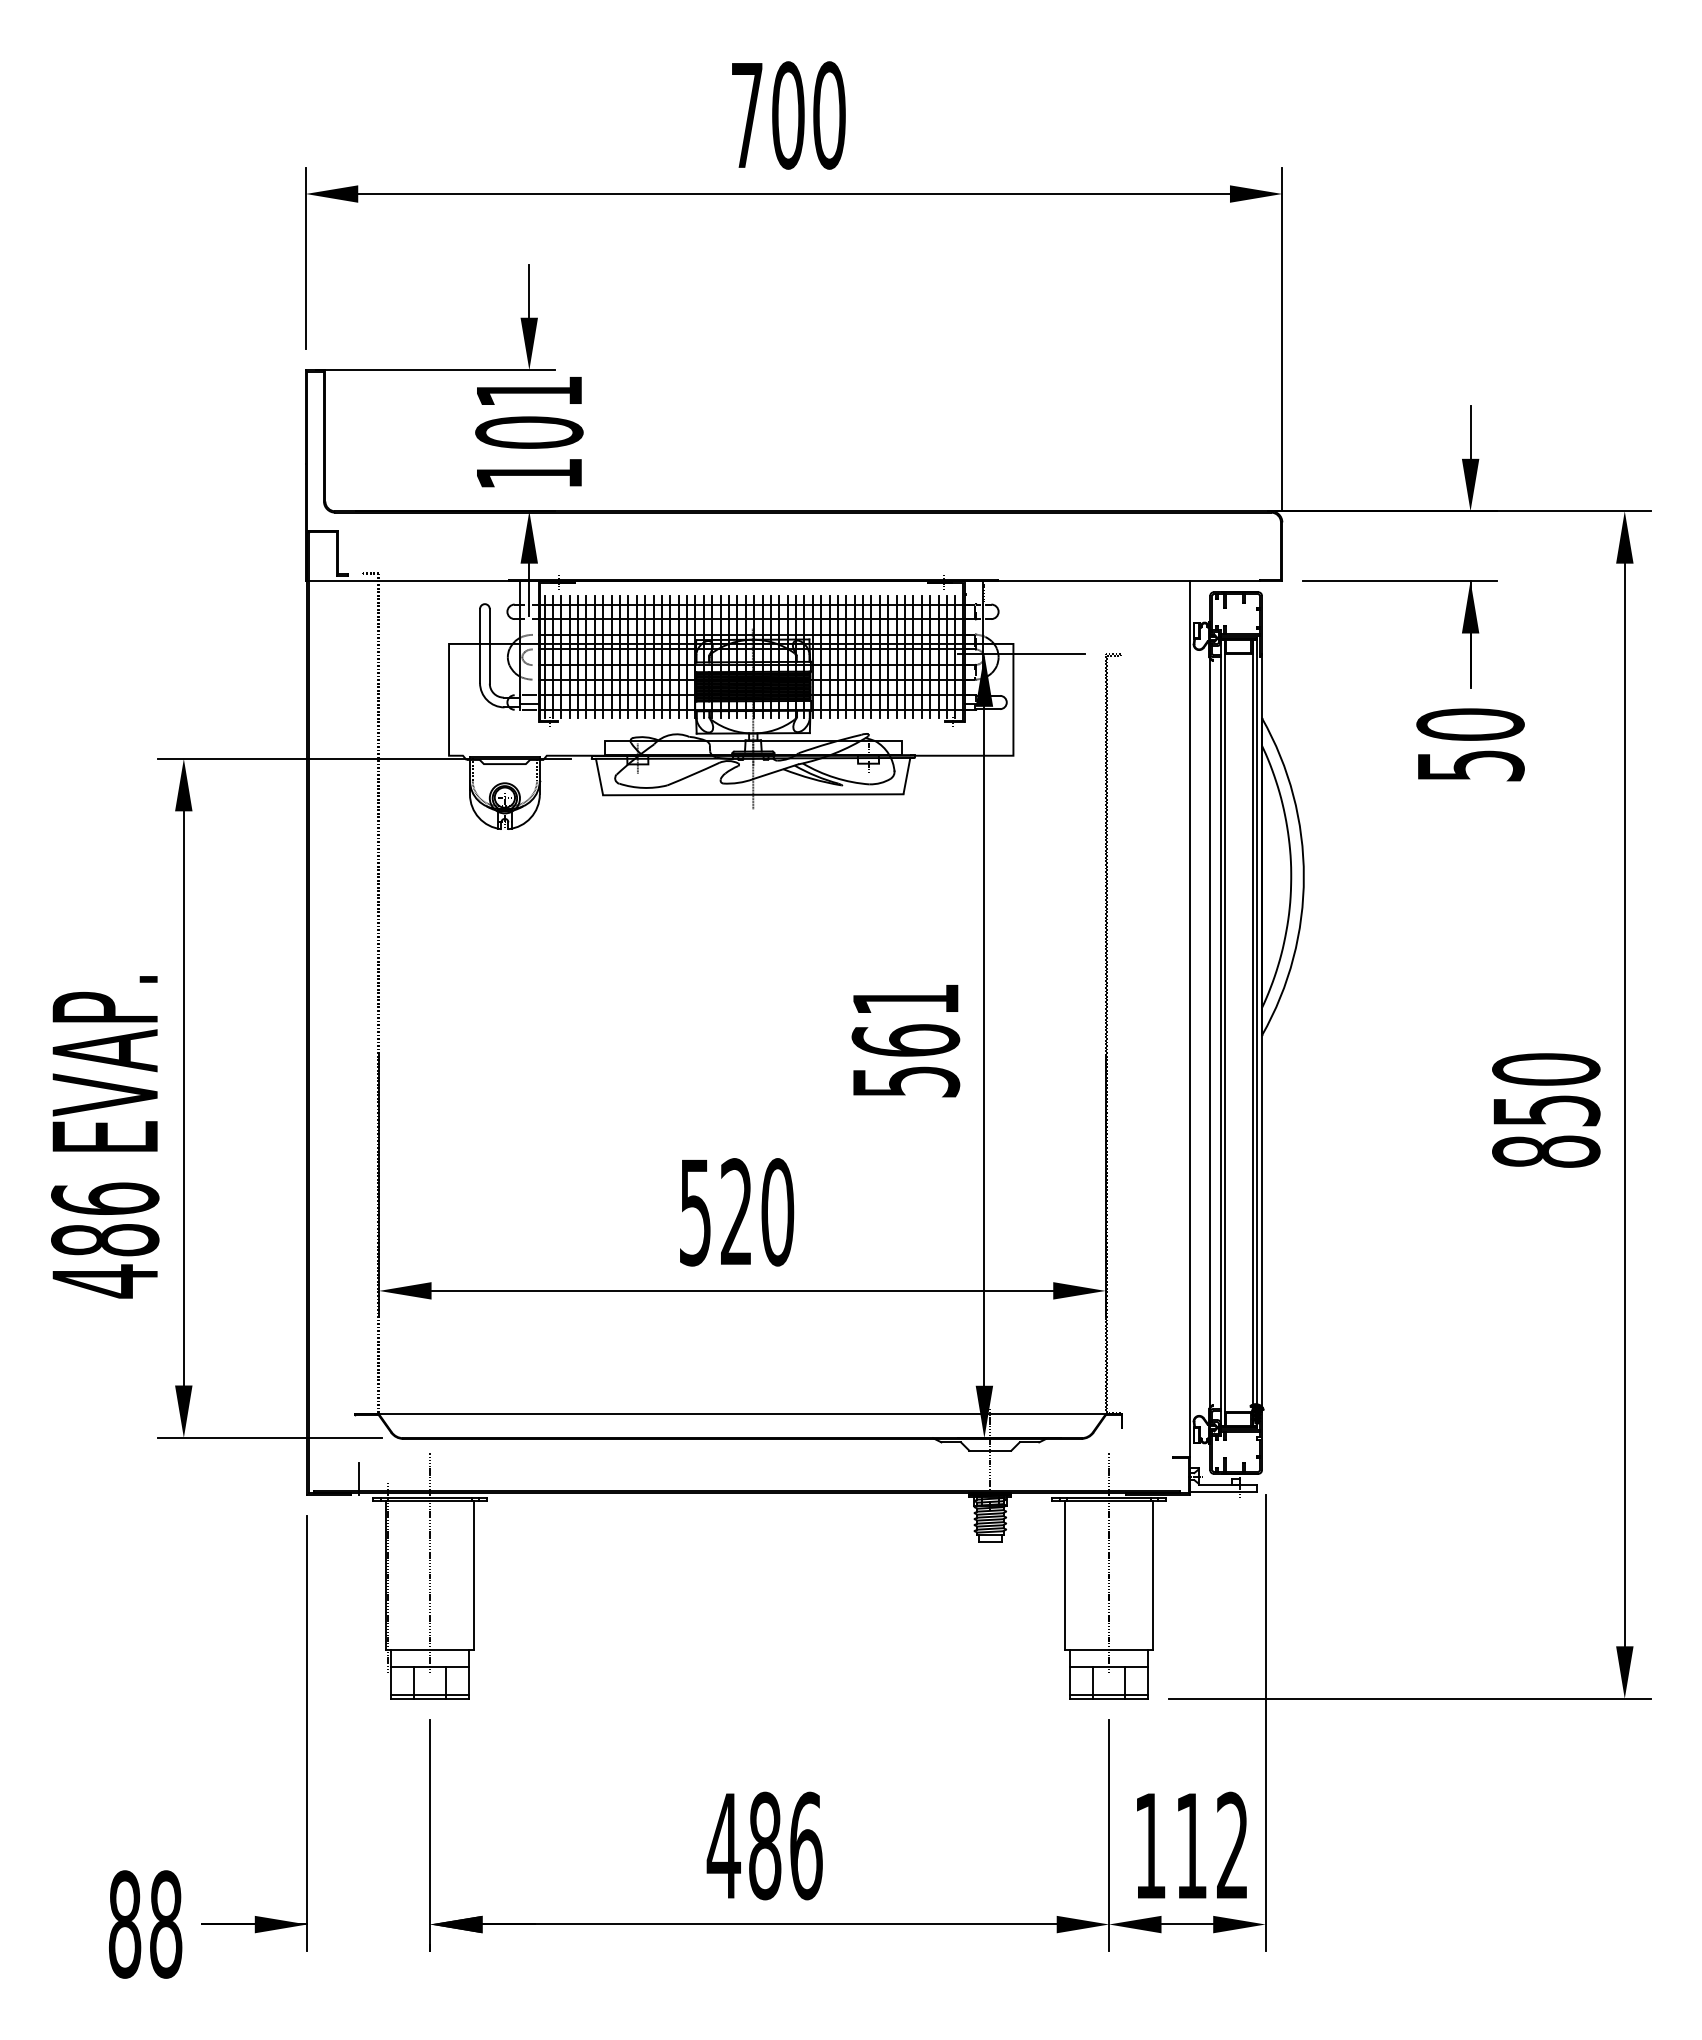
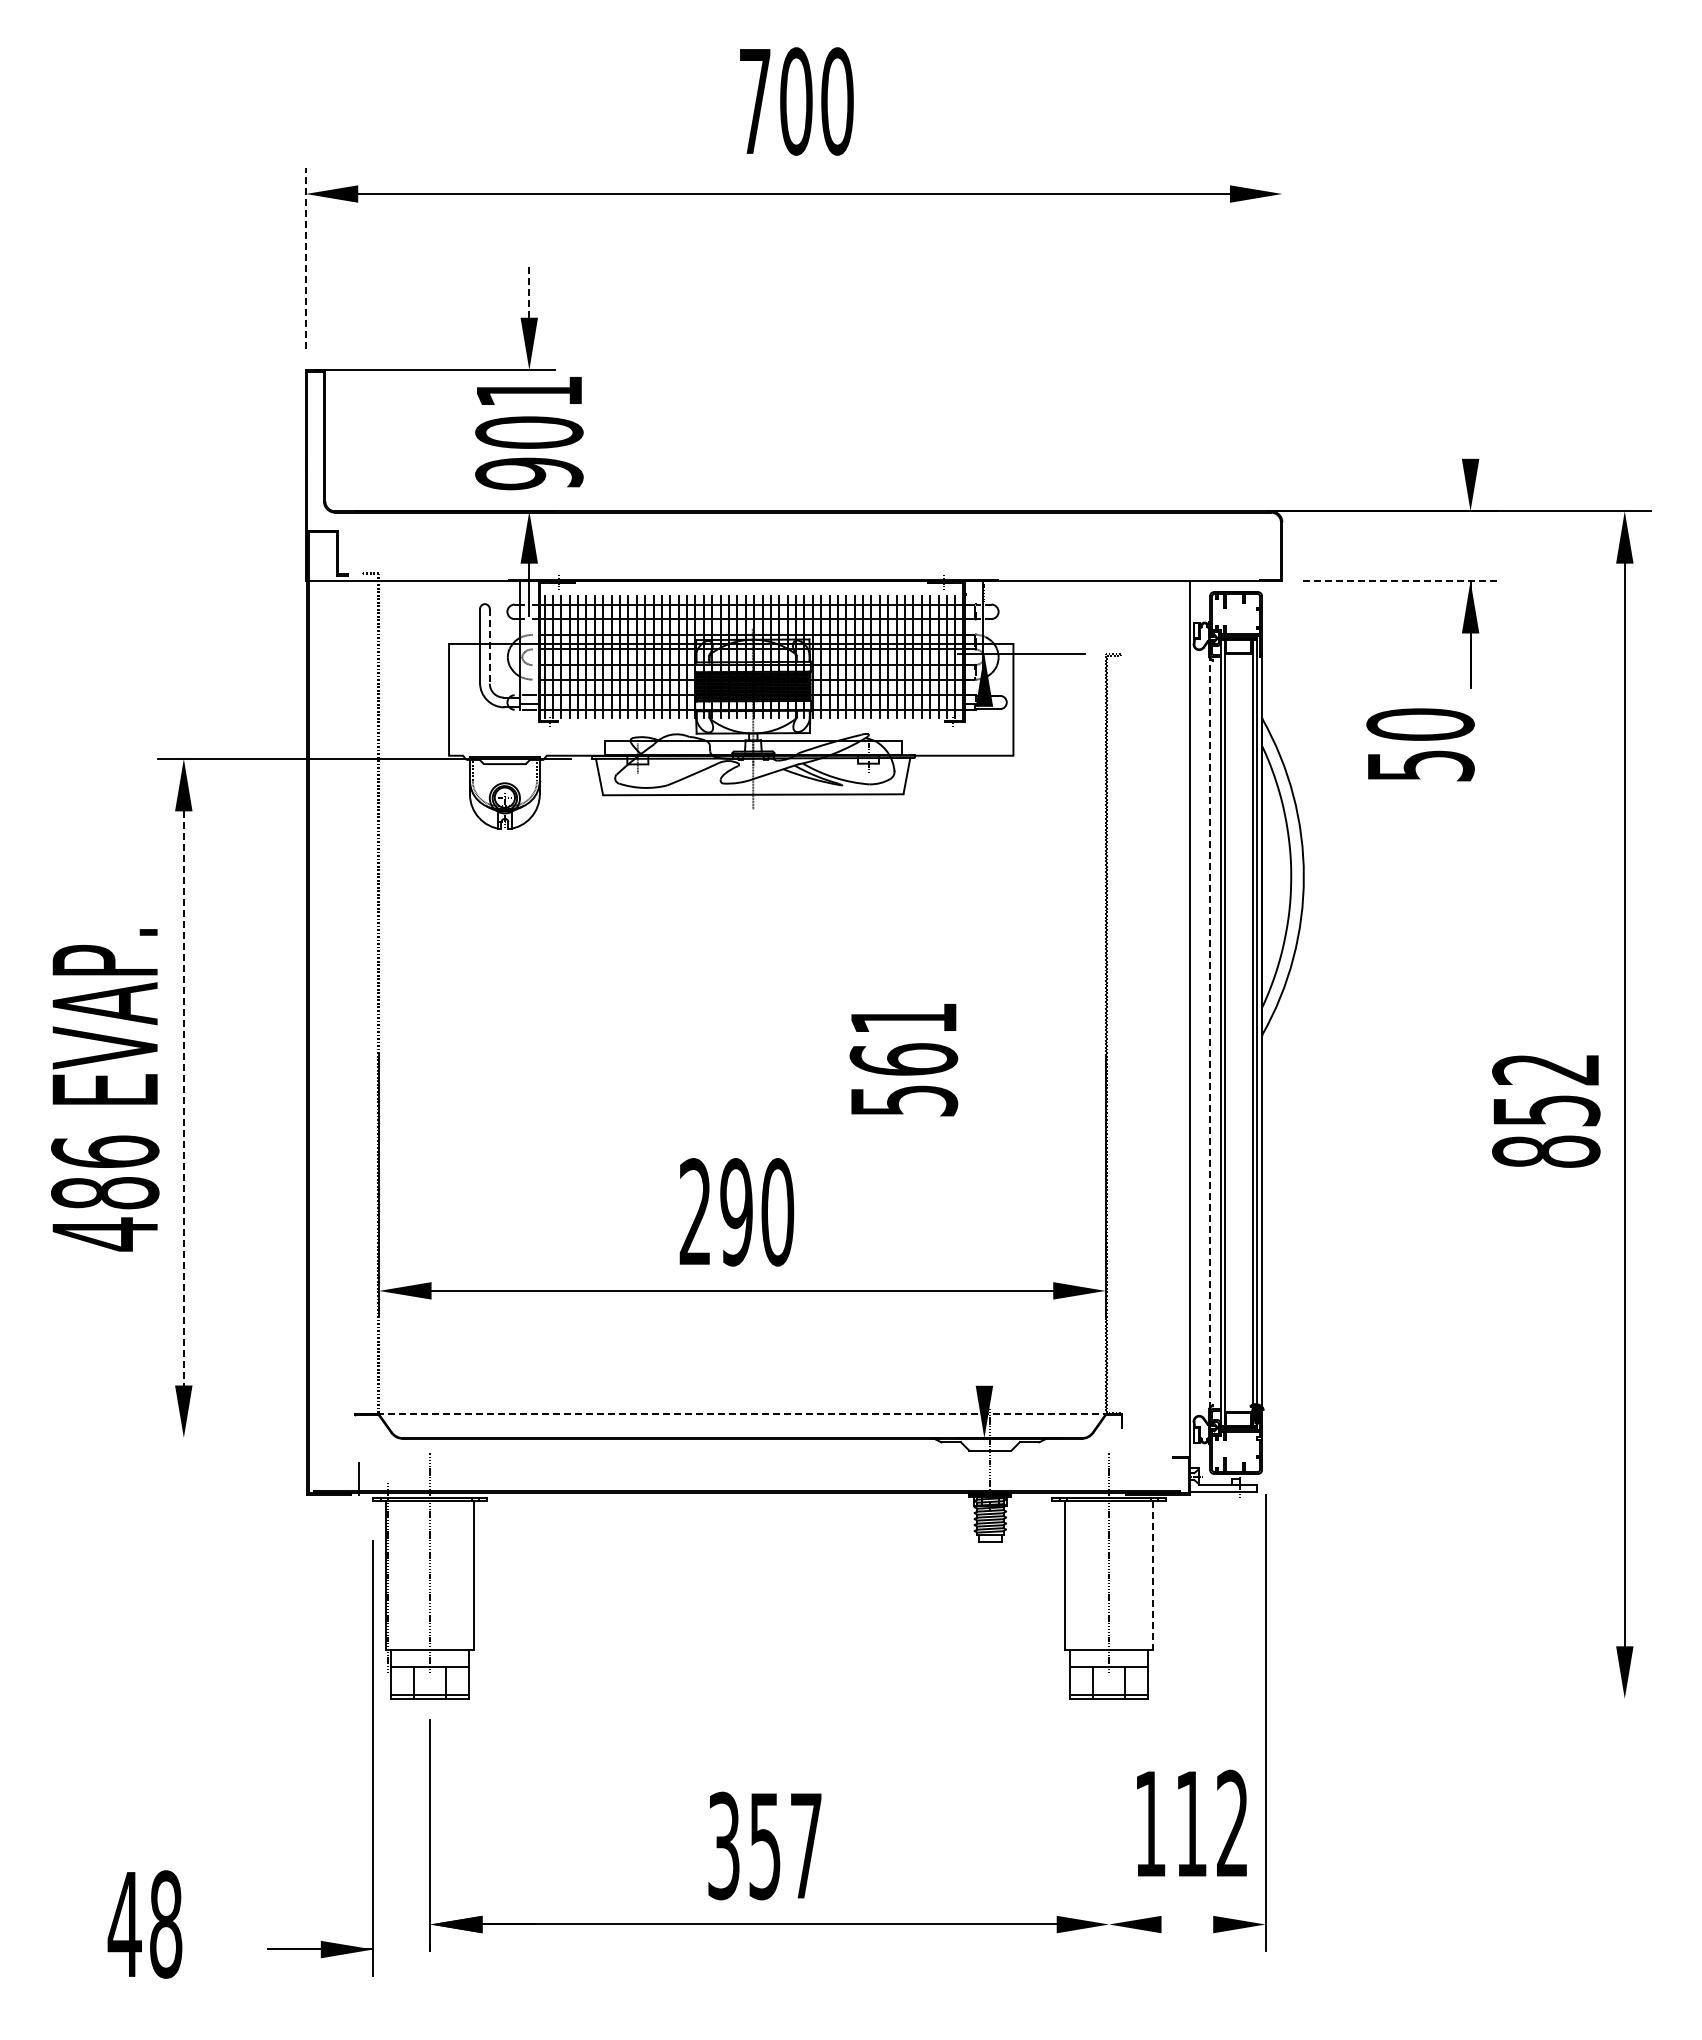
text position: (788, 115) -> (796, 101) (796, 101)
line: solid -> dashed (305, 258)
line: solid -> dashed (529, 291)
line: present -> none (1282, 339)
line: present -> none (1470, 432)
text: 101 -> 901 (529, 473)
line: solid -> dashed (1400, 581)
line: solid -> dashed (489, 646)
text position: (1470, 744) -> (1420, 744) (1420, 744)
line: solid -> dashed (1210, 1033)
text position: (905, 1041) -> (903, 1060) (903, 1060)
line: present -> none (984, 1045)
text: 850 -> 852 (1546, 1069)
line: solid -> dashed (183, 1098)
text position: (105, 1137) -> (105, 1090) (105, 1090)
text: 520 -> 290 (715, 1212)
line: solid -> dashed (738, 1414)
line: present -> none (269, 1437)
line: solid -> dashed (1153, 1575)
line: present -> none (1410, 1698)
part position: (306, 1733) -> (372, 1758) (372, 1758)
line: present -> none (1109, 1834)
text position: (1191, 1844) -> (1191, 1822) (1191, 1822)
text: 486 -> 357 (764, 1845)
text: 88 -> 48 (124, 1924)
line: present -> none (1187, 1924)
